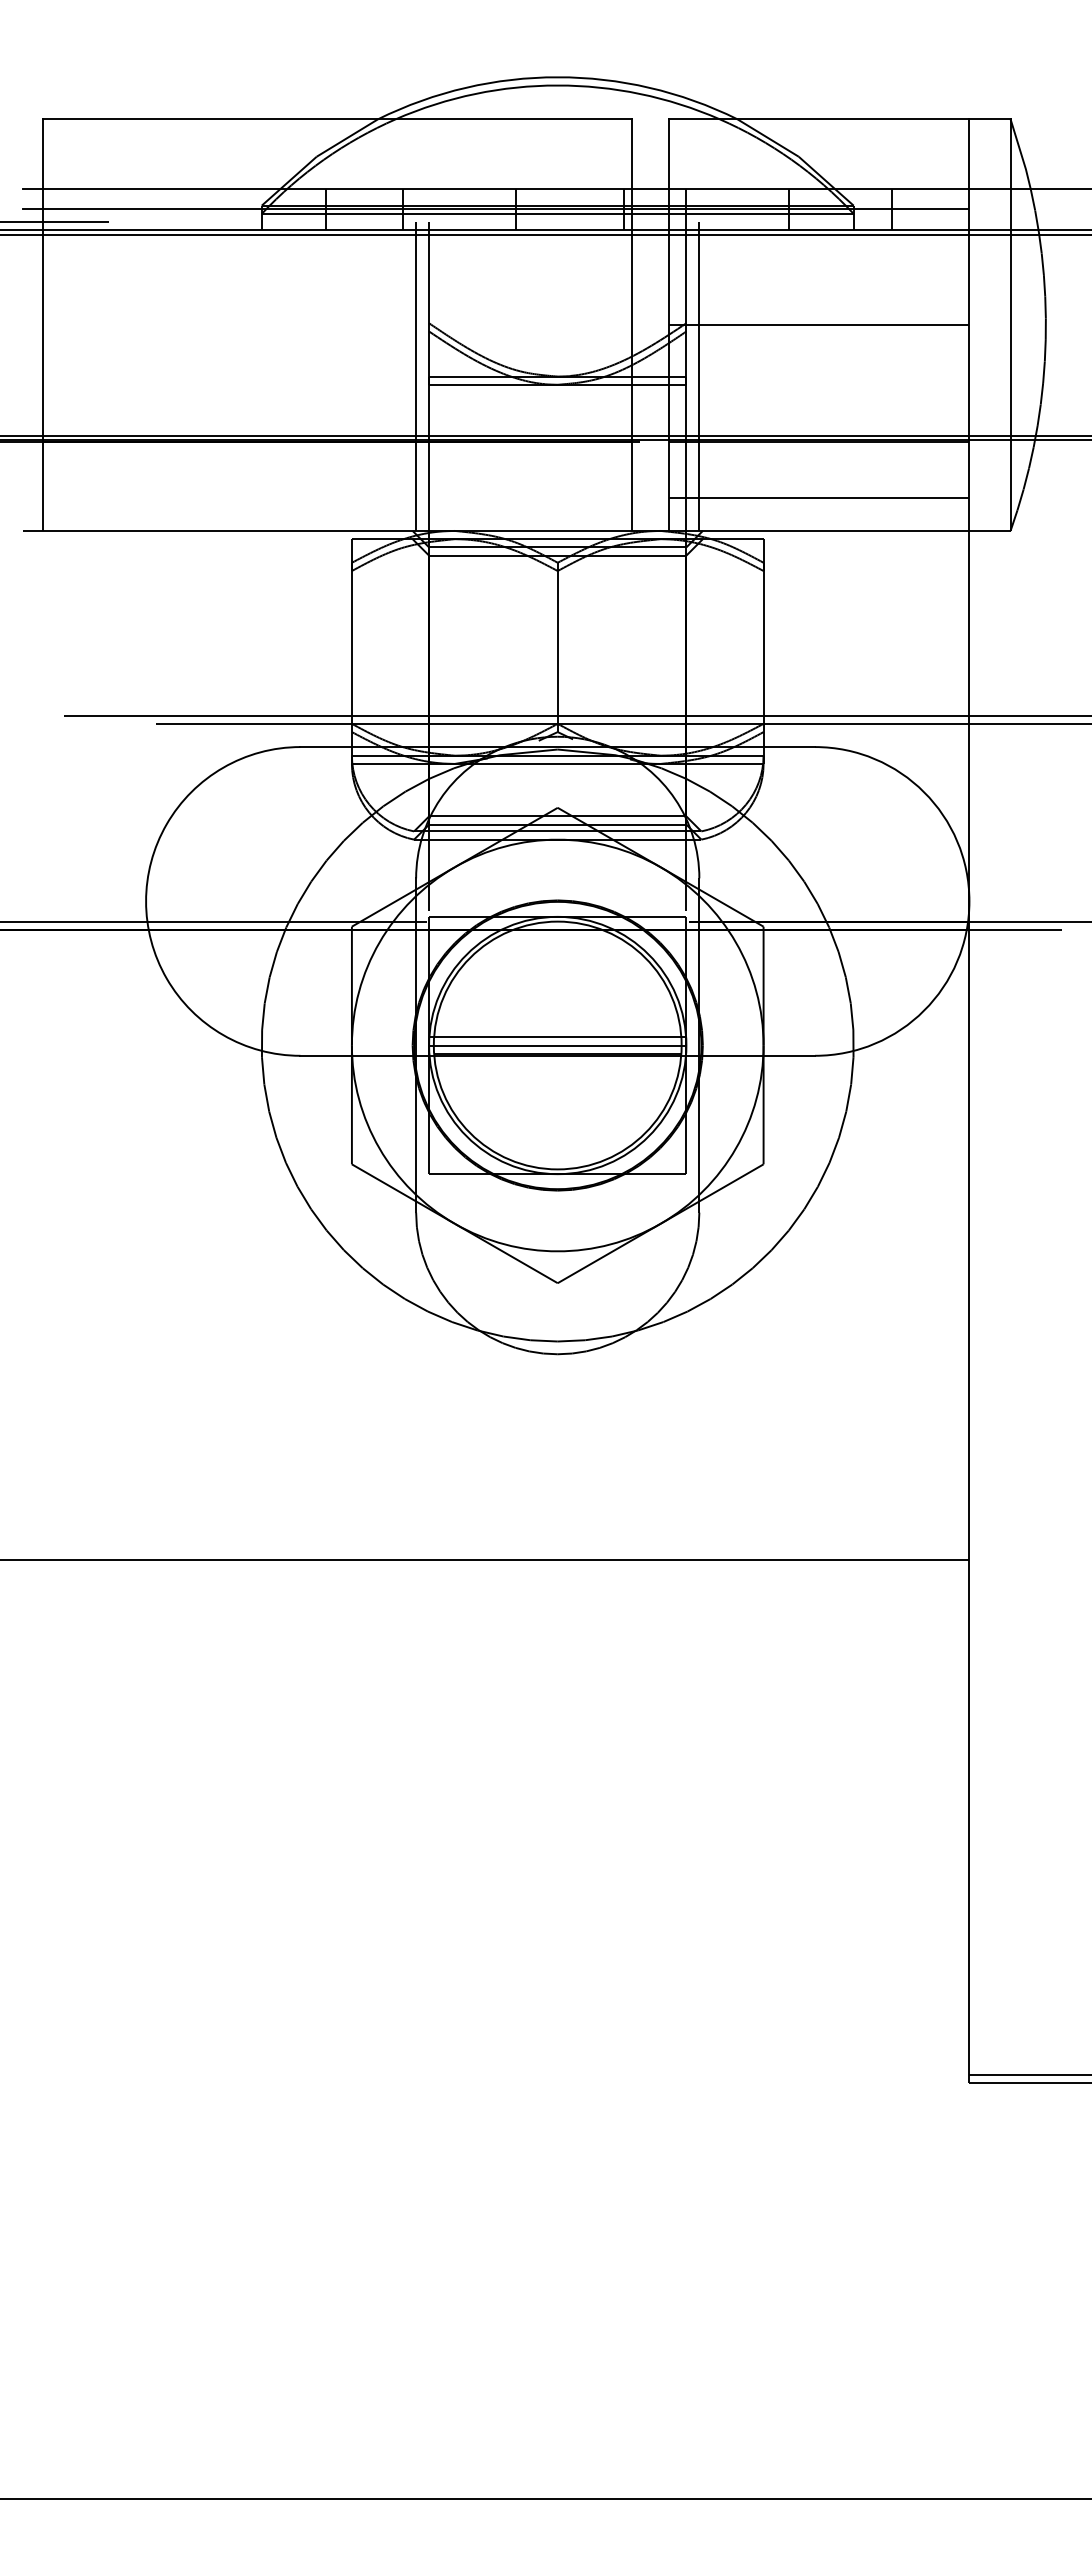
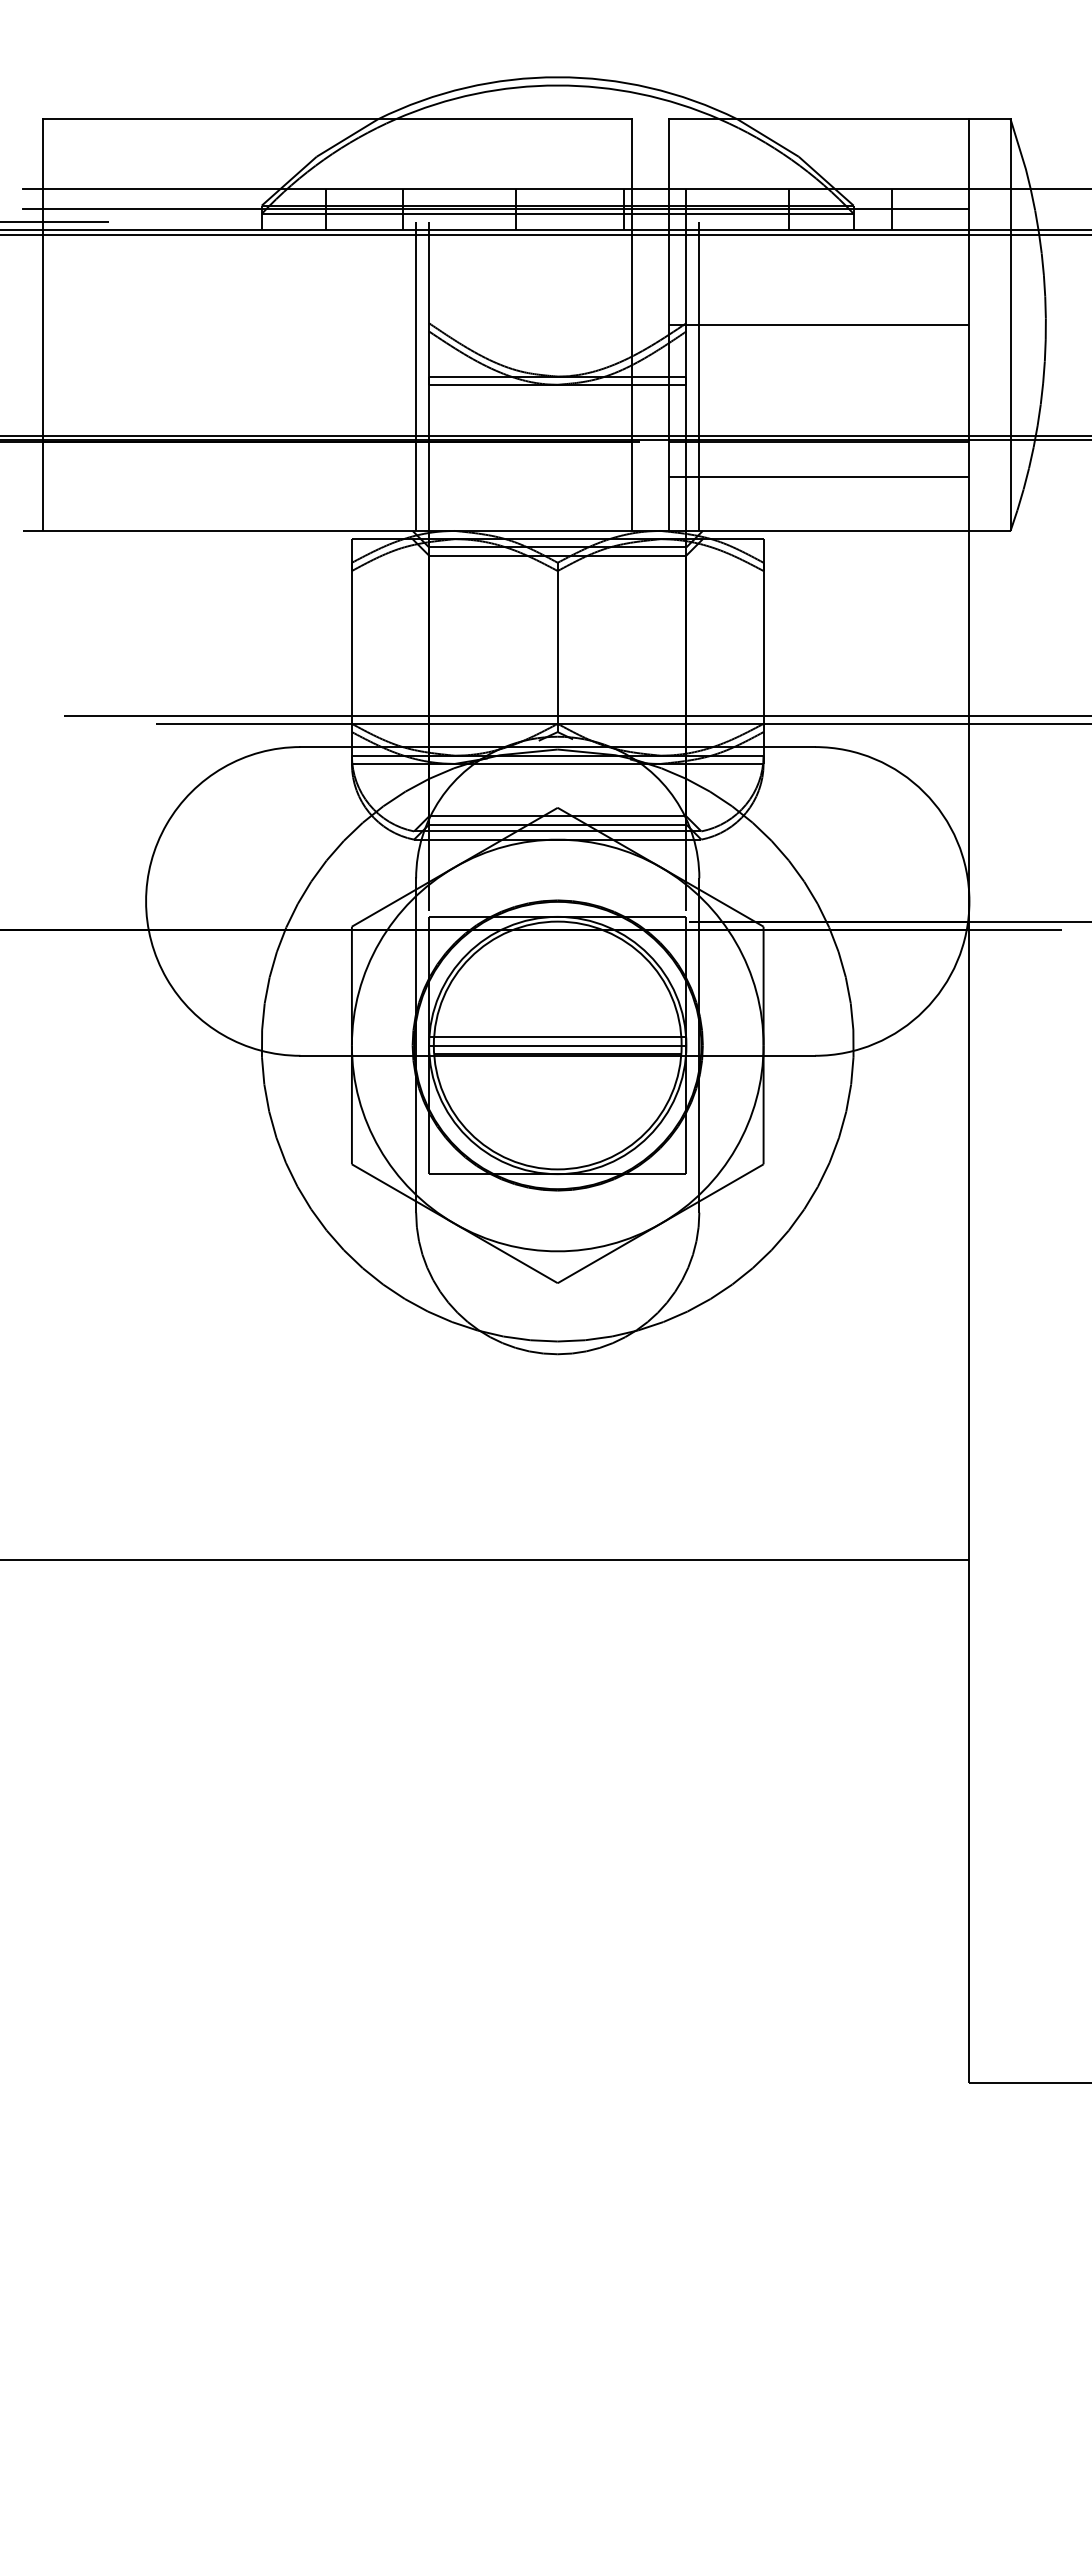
line position: (818, 498) -> (818, 477) (818, 477)
line: present -> none (214, 922)
line: present -> none (1028, 2074)
line: present -> none (545, 2498)
